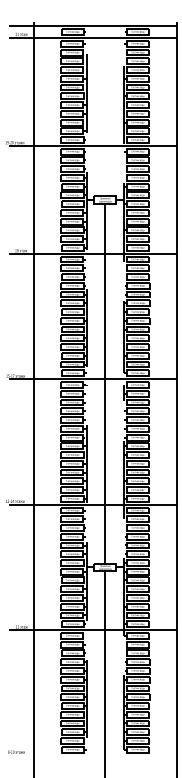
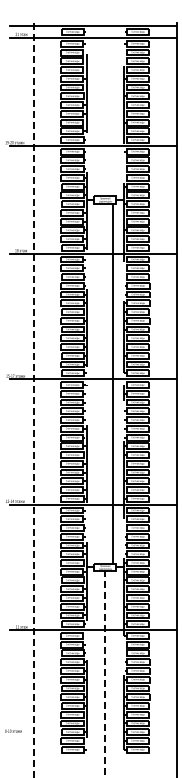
line position: (105, 383) -> (113, 383) (113, 383)
line: solid -> dashed (34, 400)
line: solid -> dashed (105, 674)
text position: (16, 751) -> (13, 730) (13, 730)
